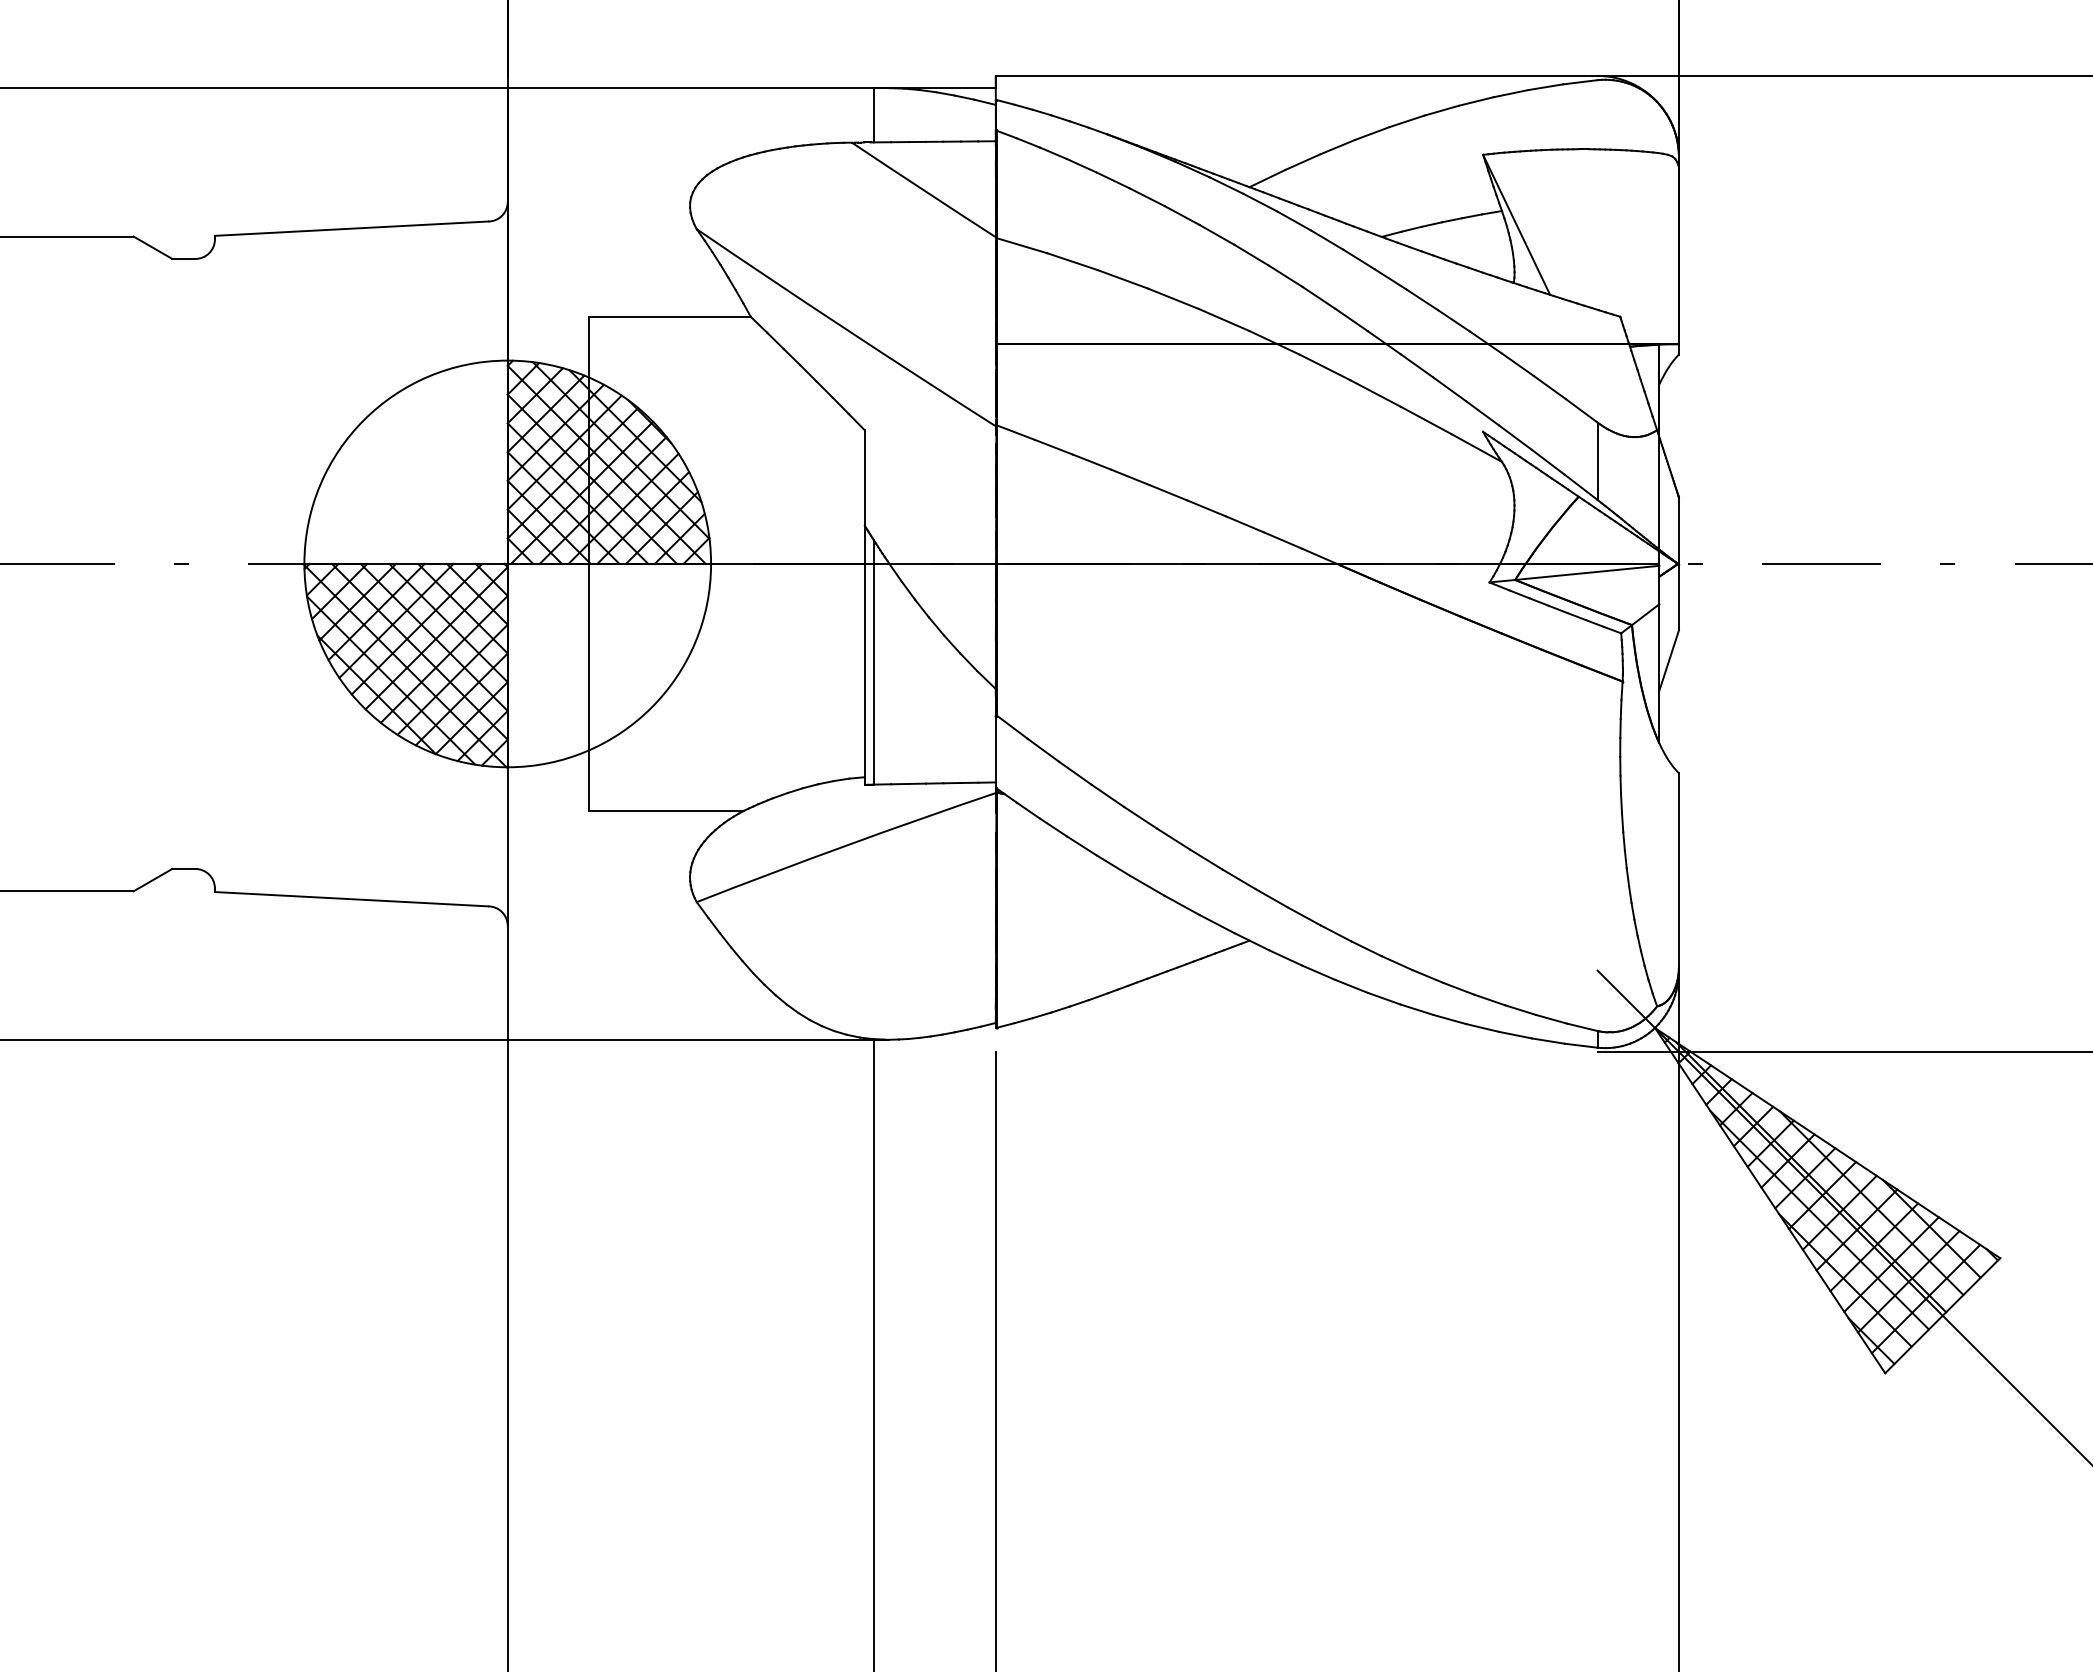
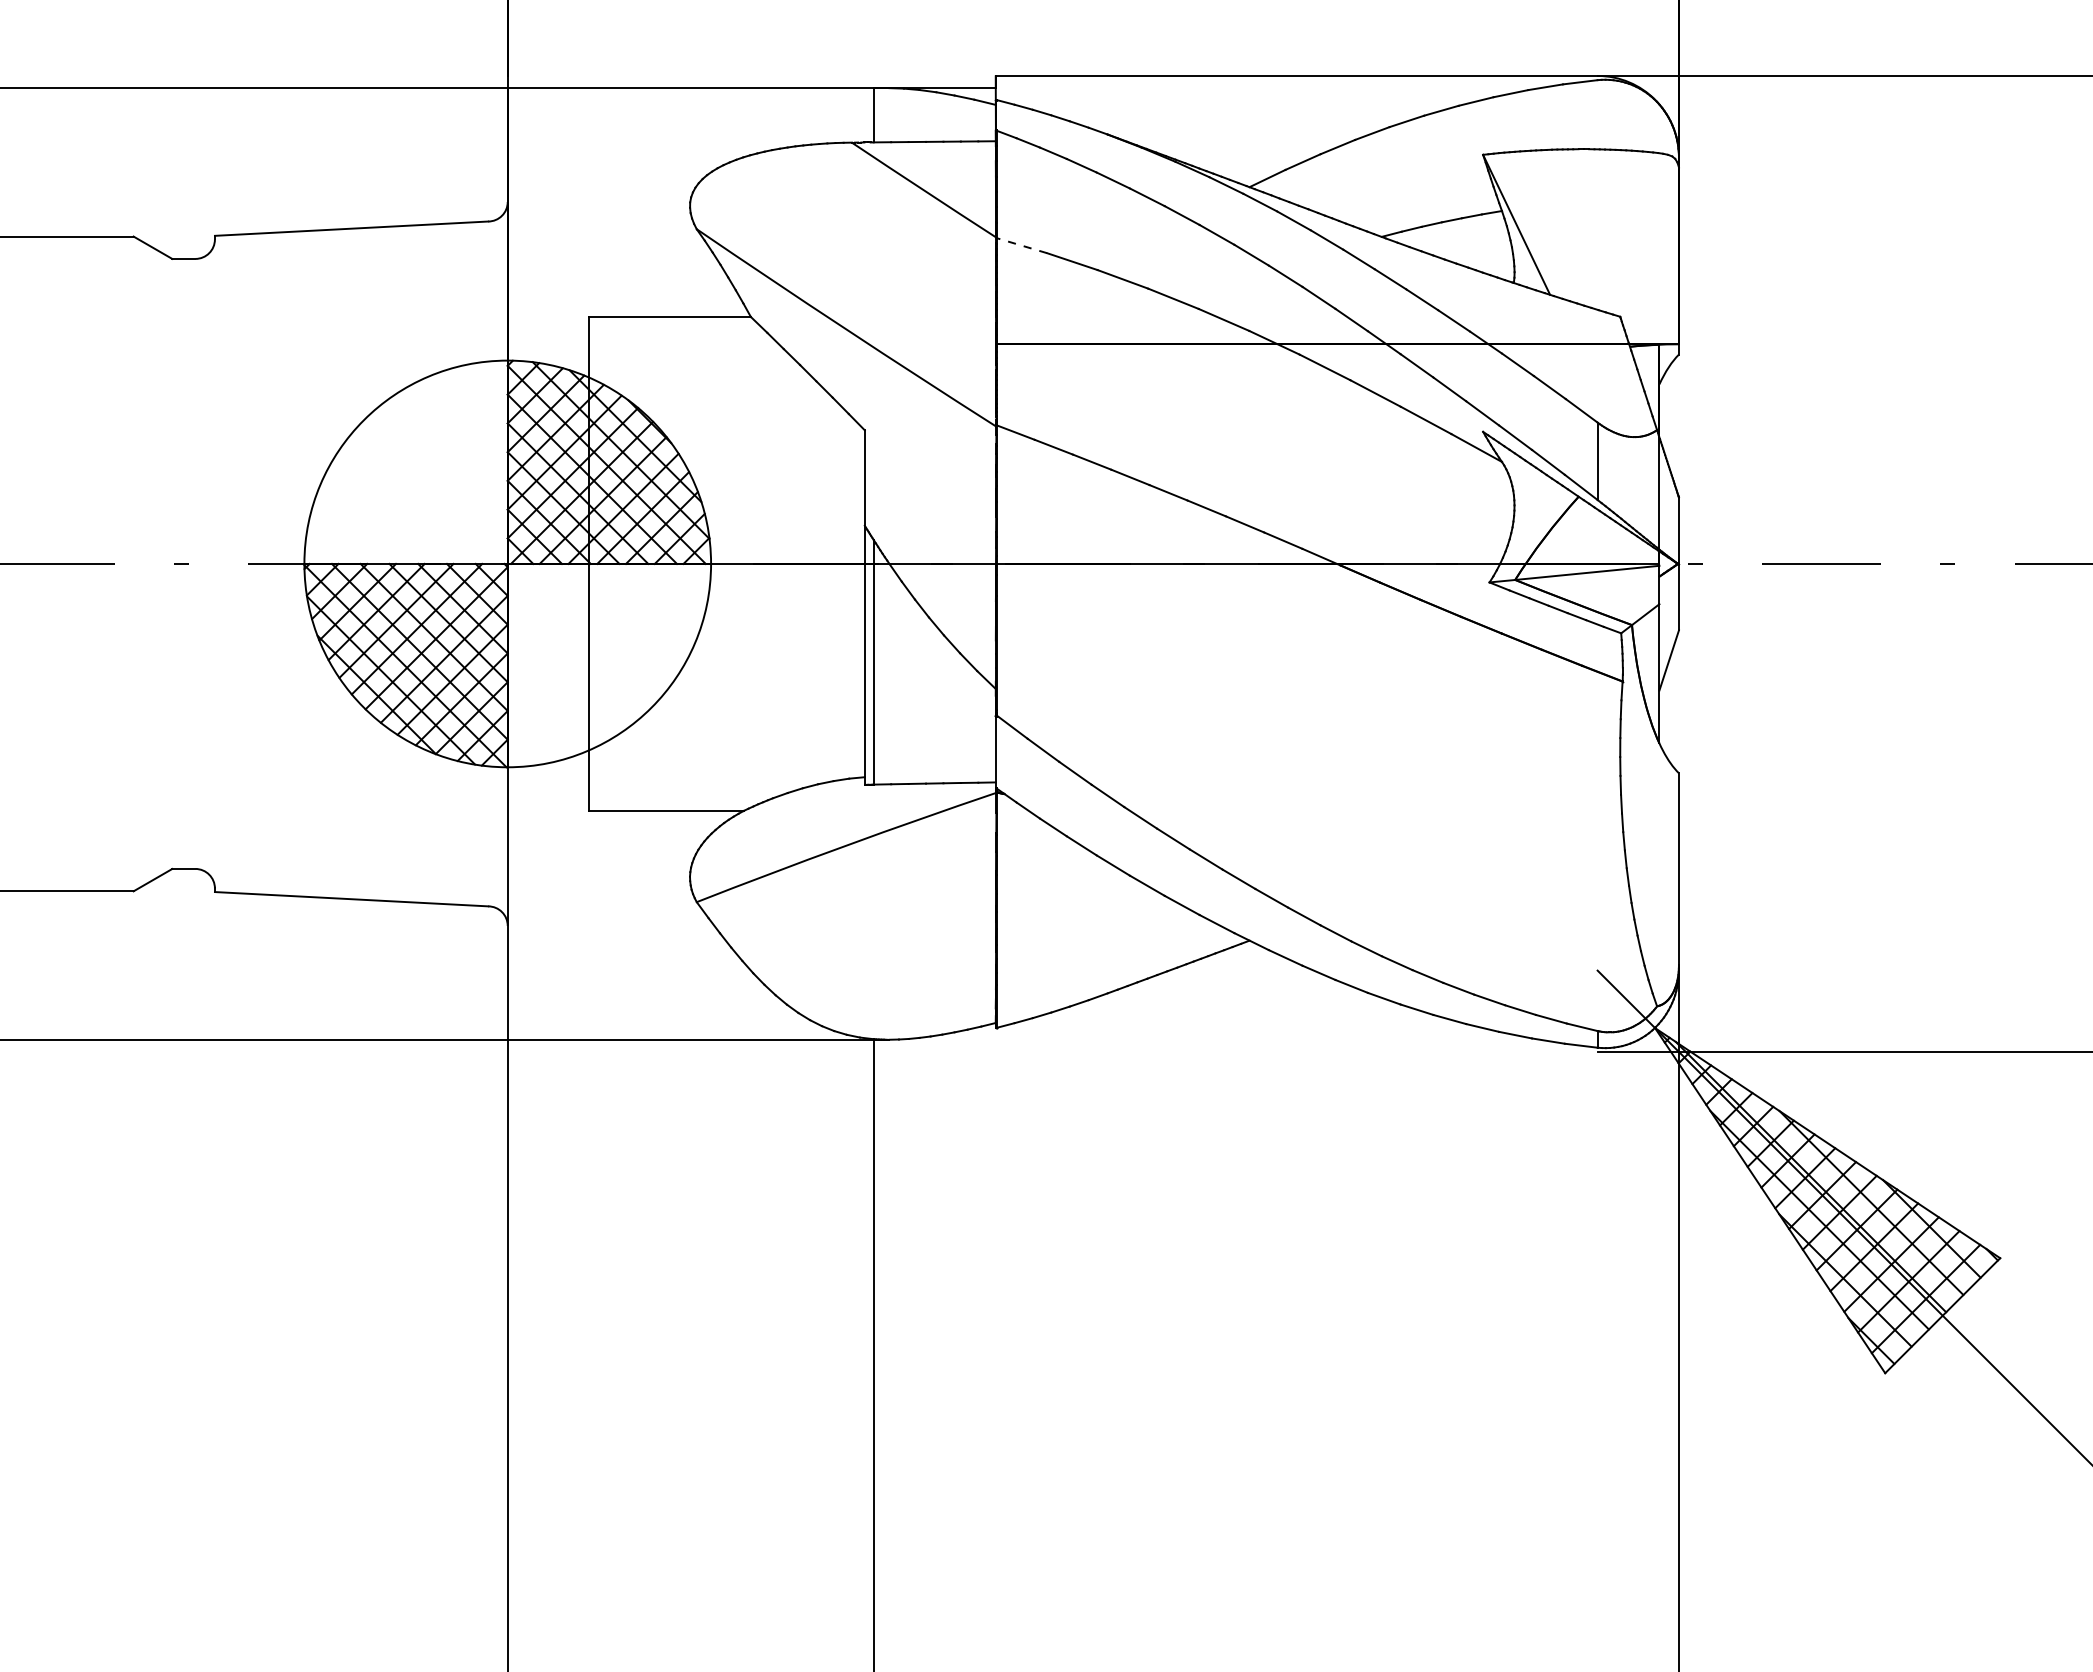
line: solid -> dashed (1021, 245)
line: present -> none (995, 1359)
